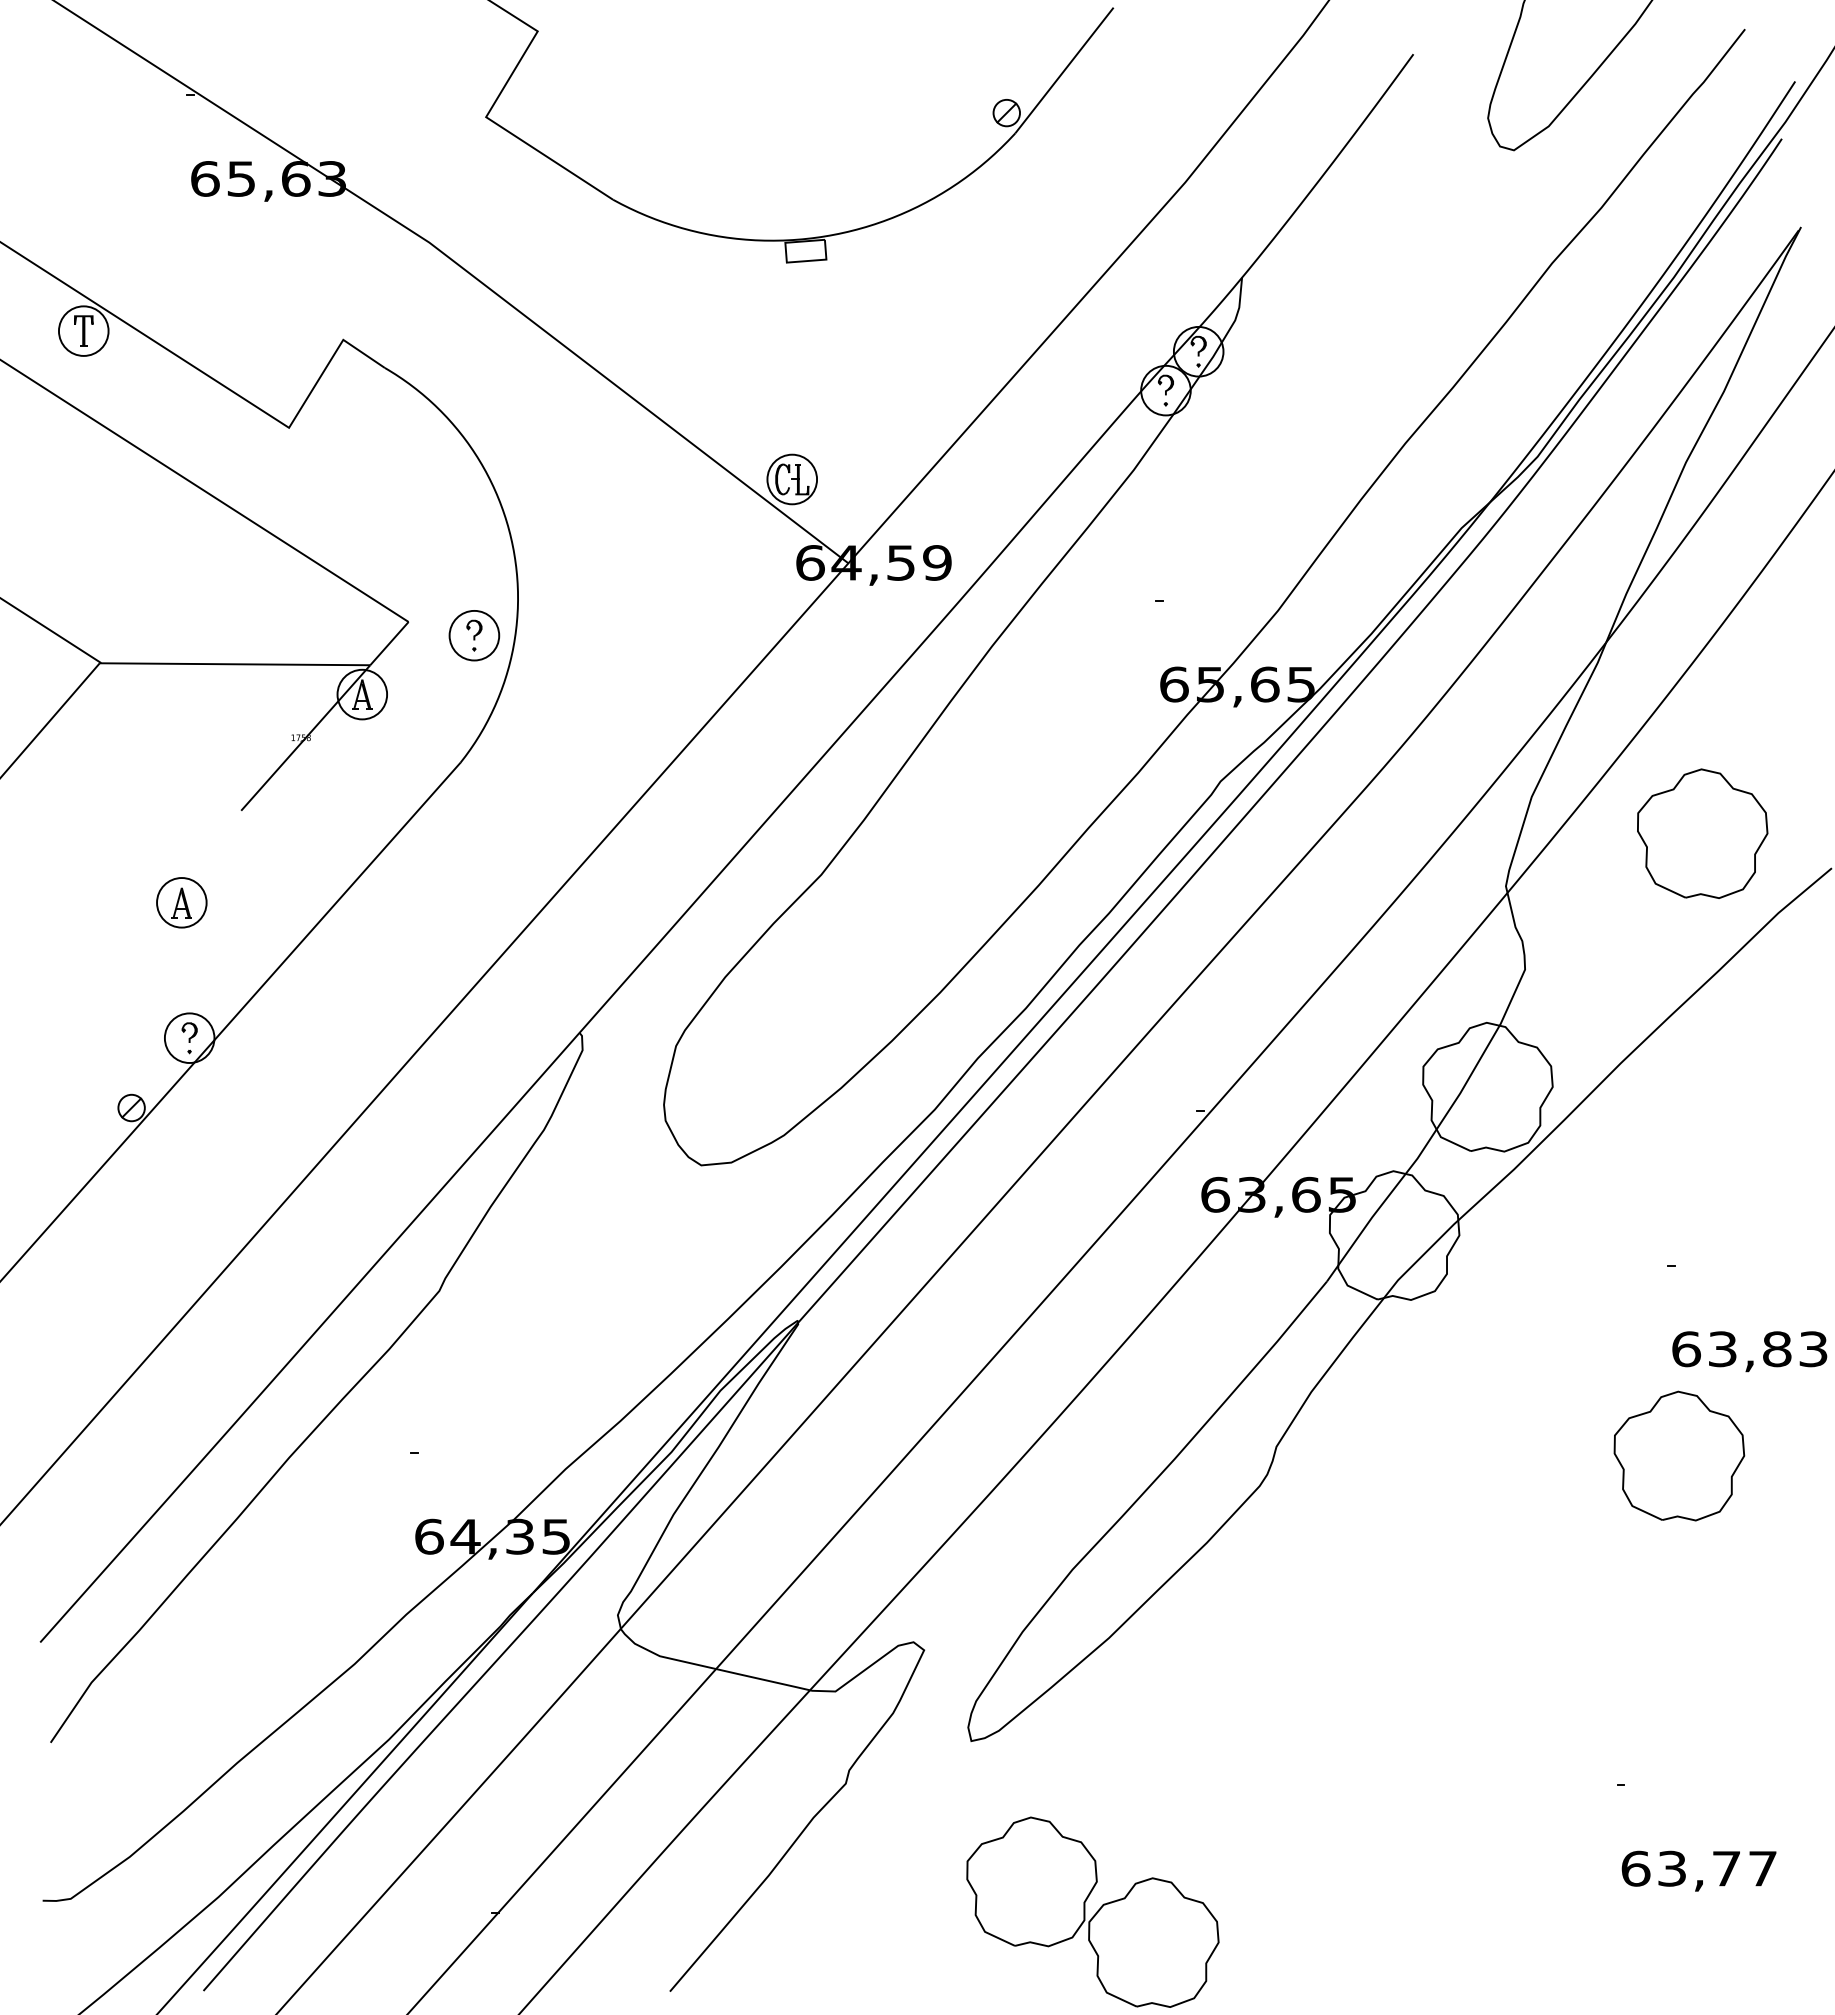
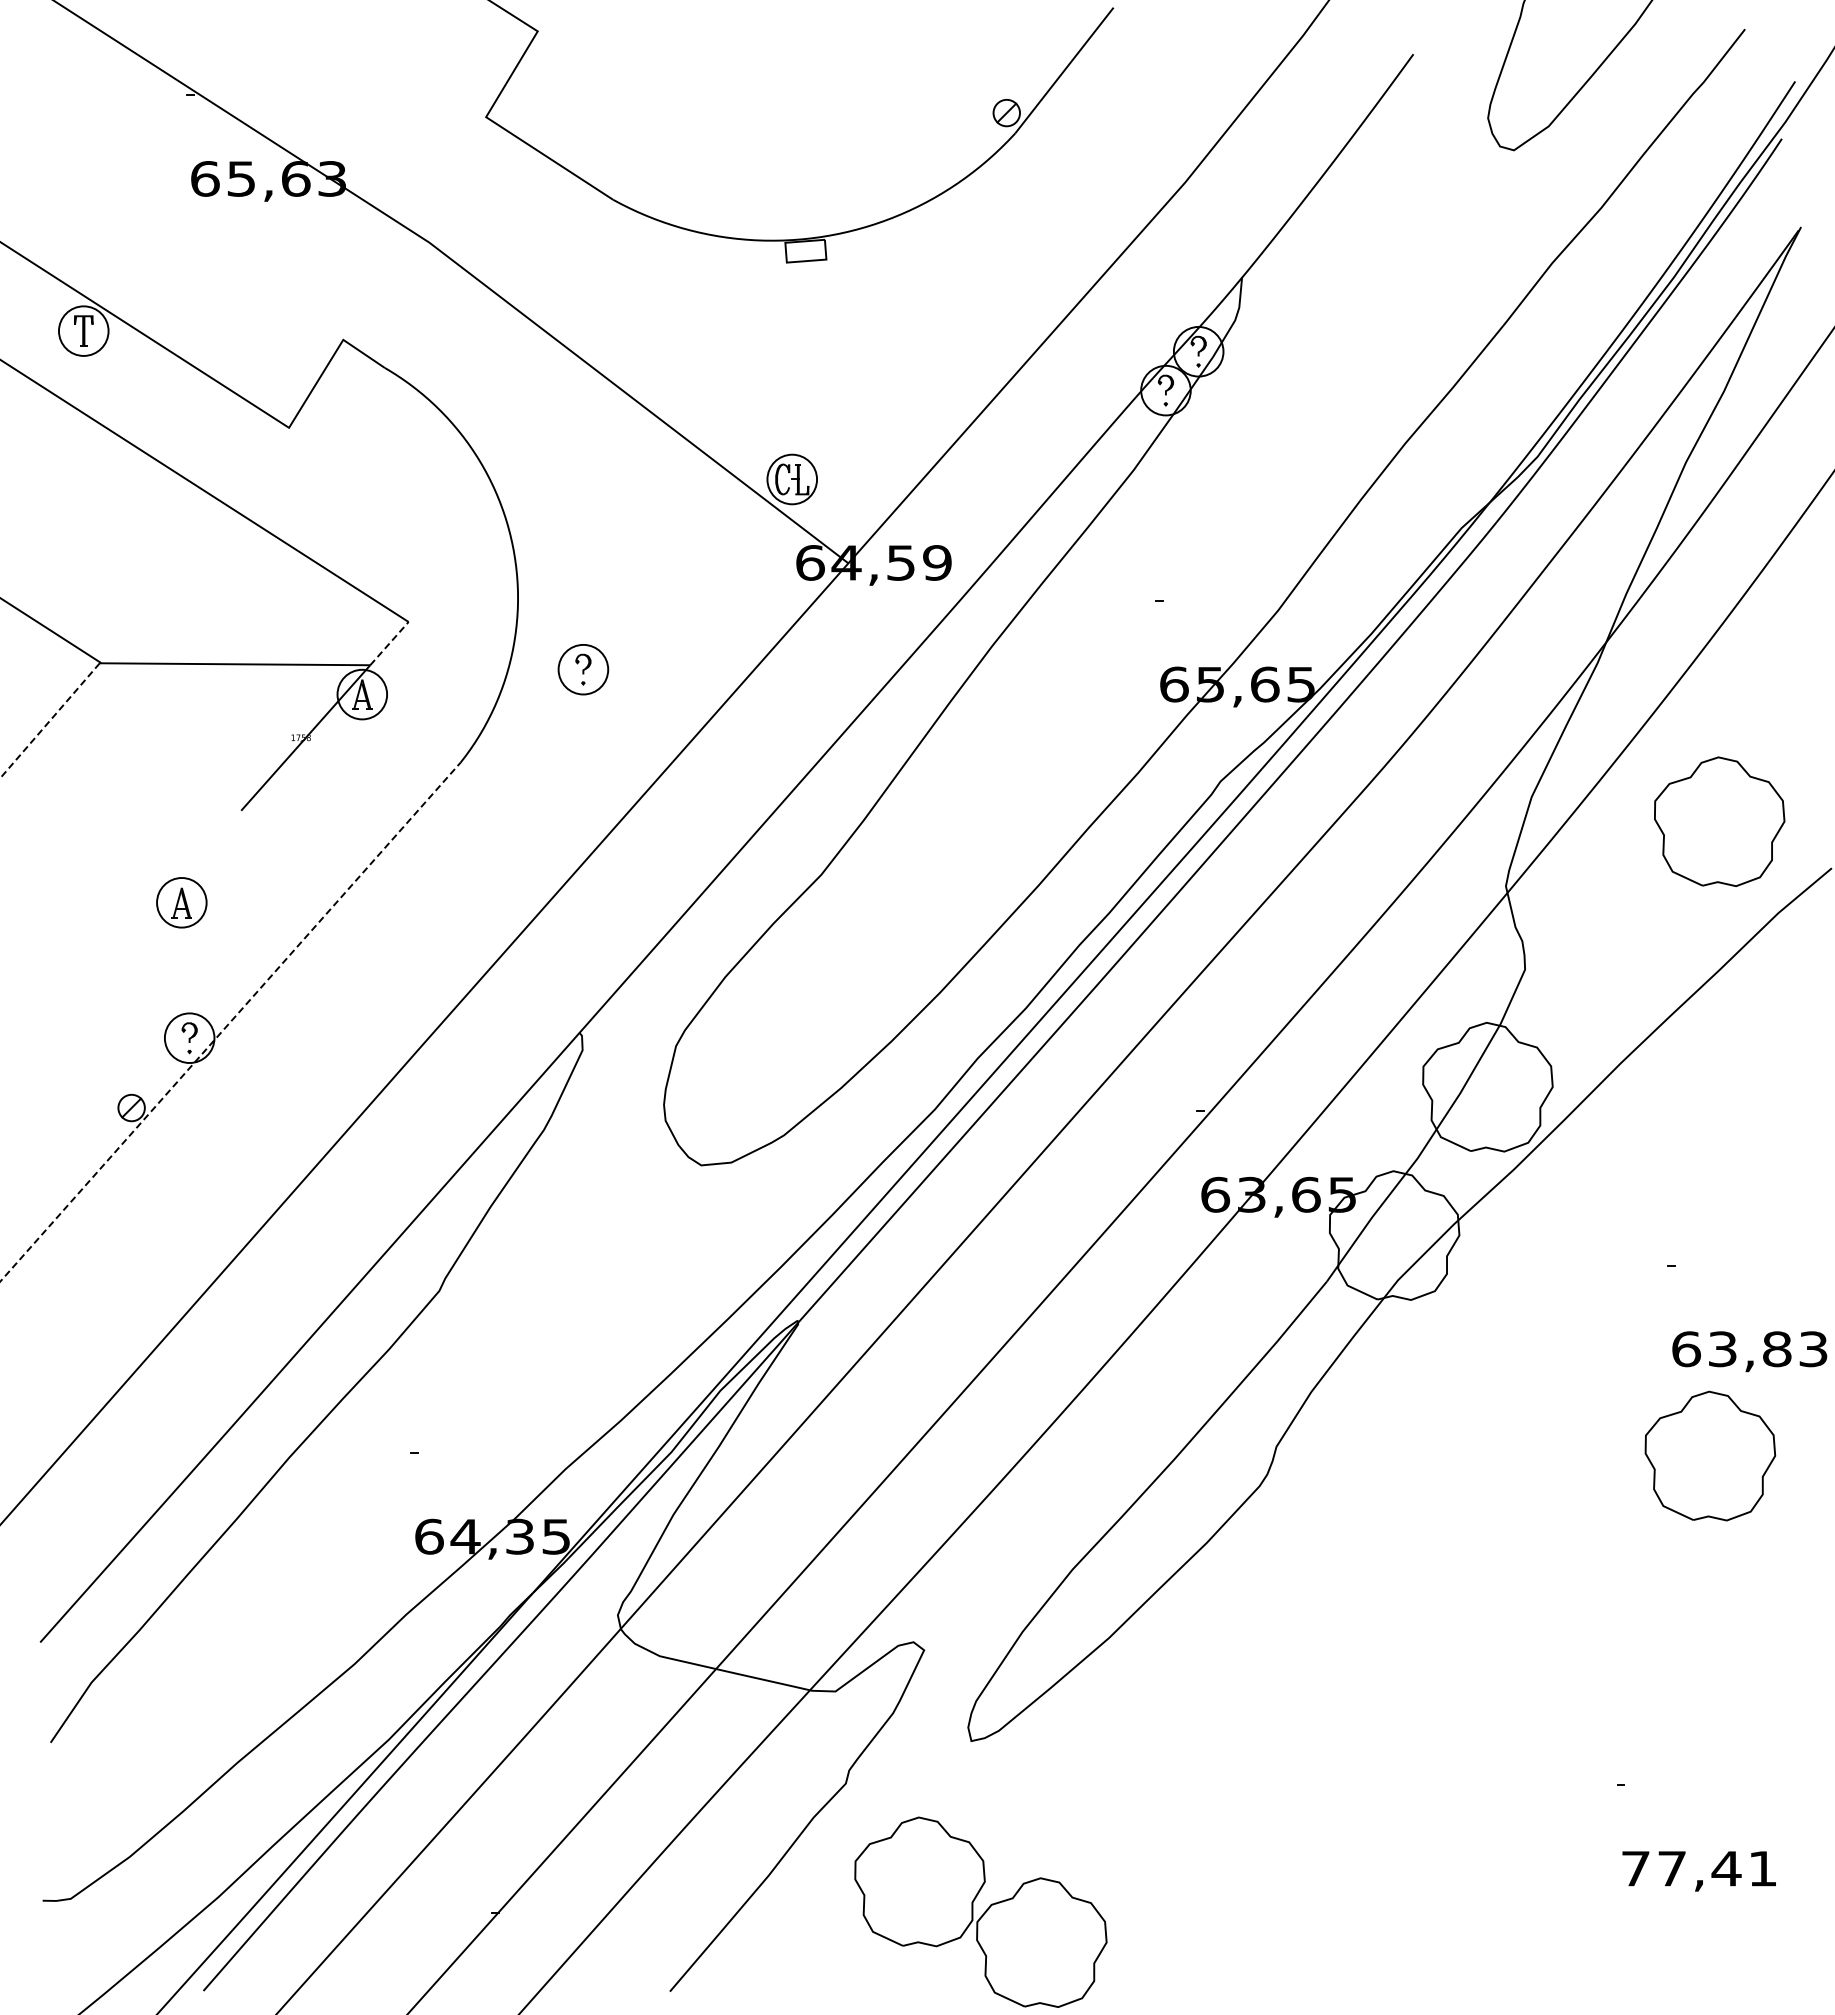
part position: (474, 635) -> (583, 669) (583, 669)
line: solid -> dashed (389, 643)
line: solid -> dashed (50, 720)
part position: (1702, 833) -> (1719, 821) (1719, 821)
line: solid -> dashed (230, 1022)
part position: (1679, 1455) -> (1710, 1455) (1710, 1455)
text: 63,77 -> 77,41 (1698, 1868)
part position: (1092, 1911) -> (980, 1911) (980, 1911)
